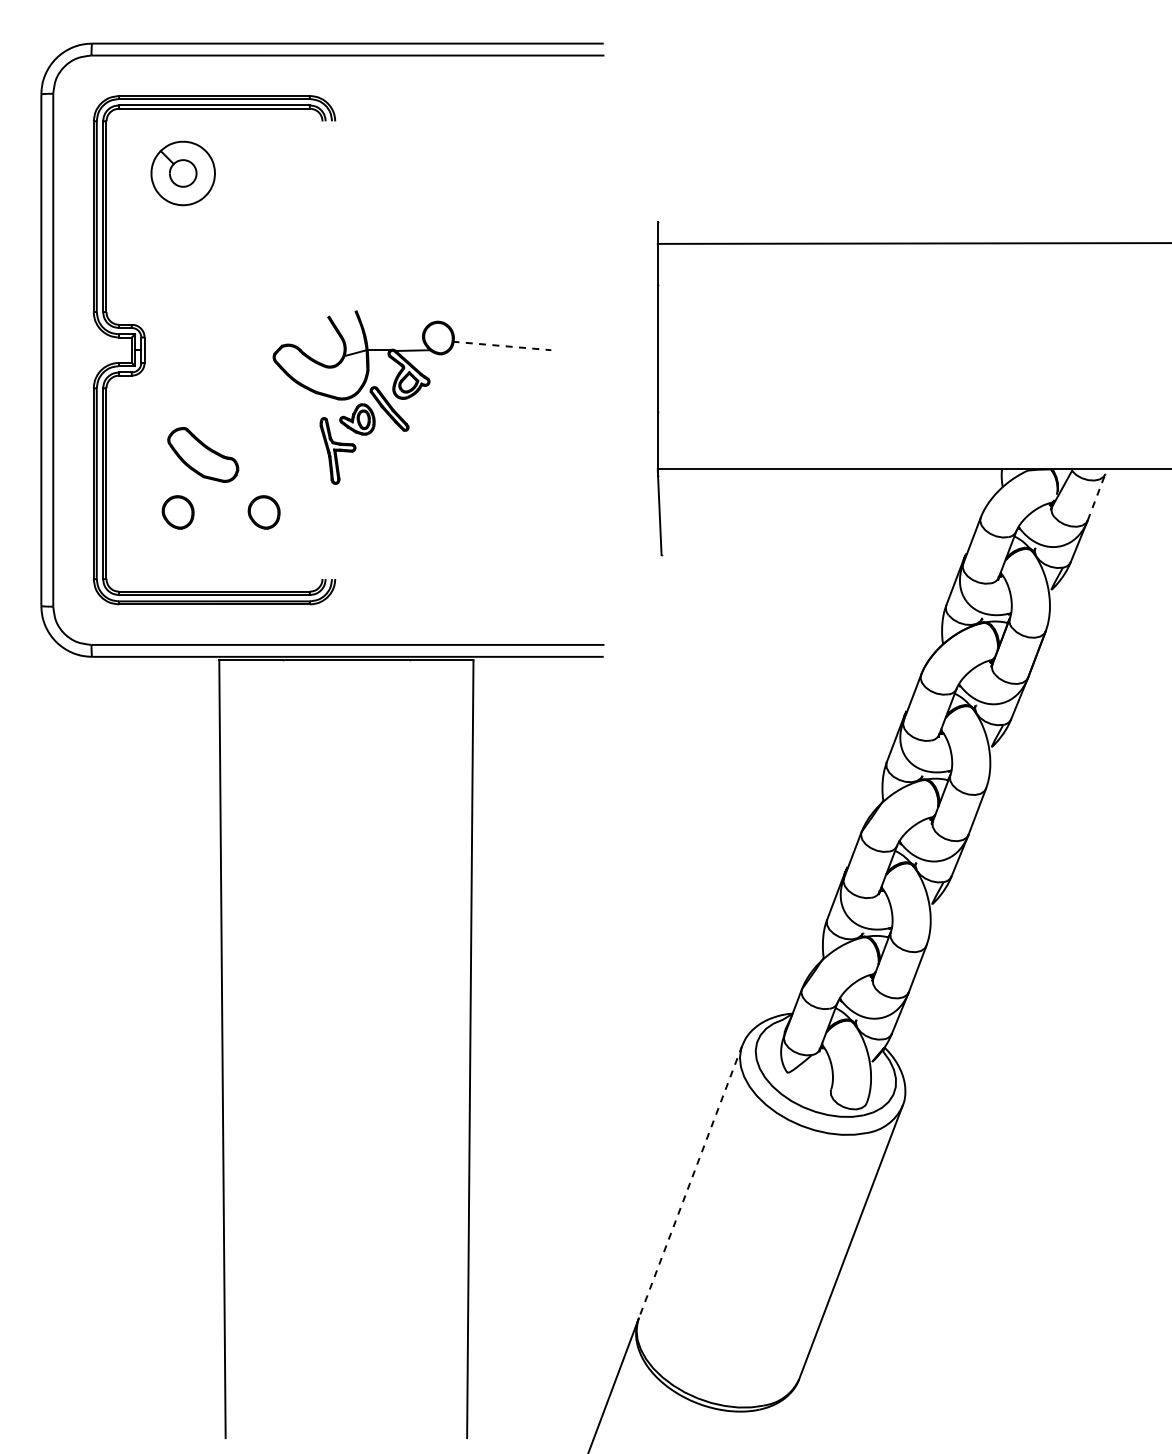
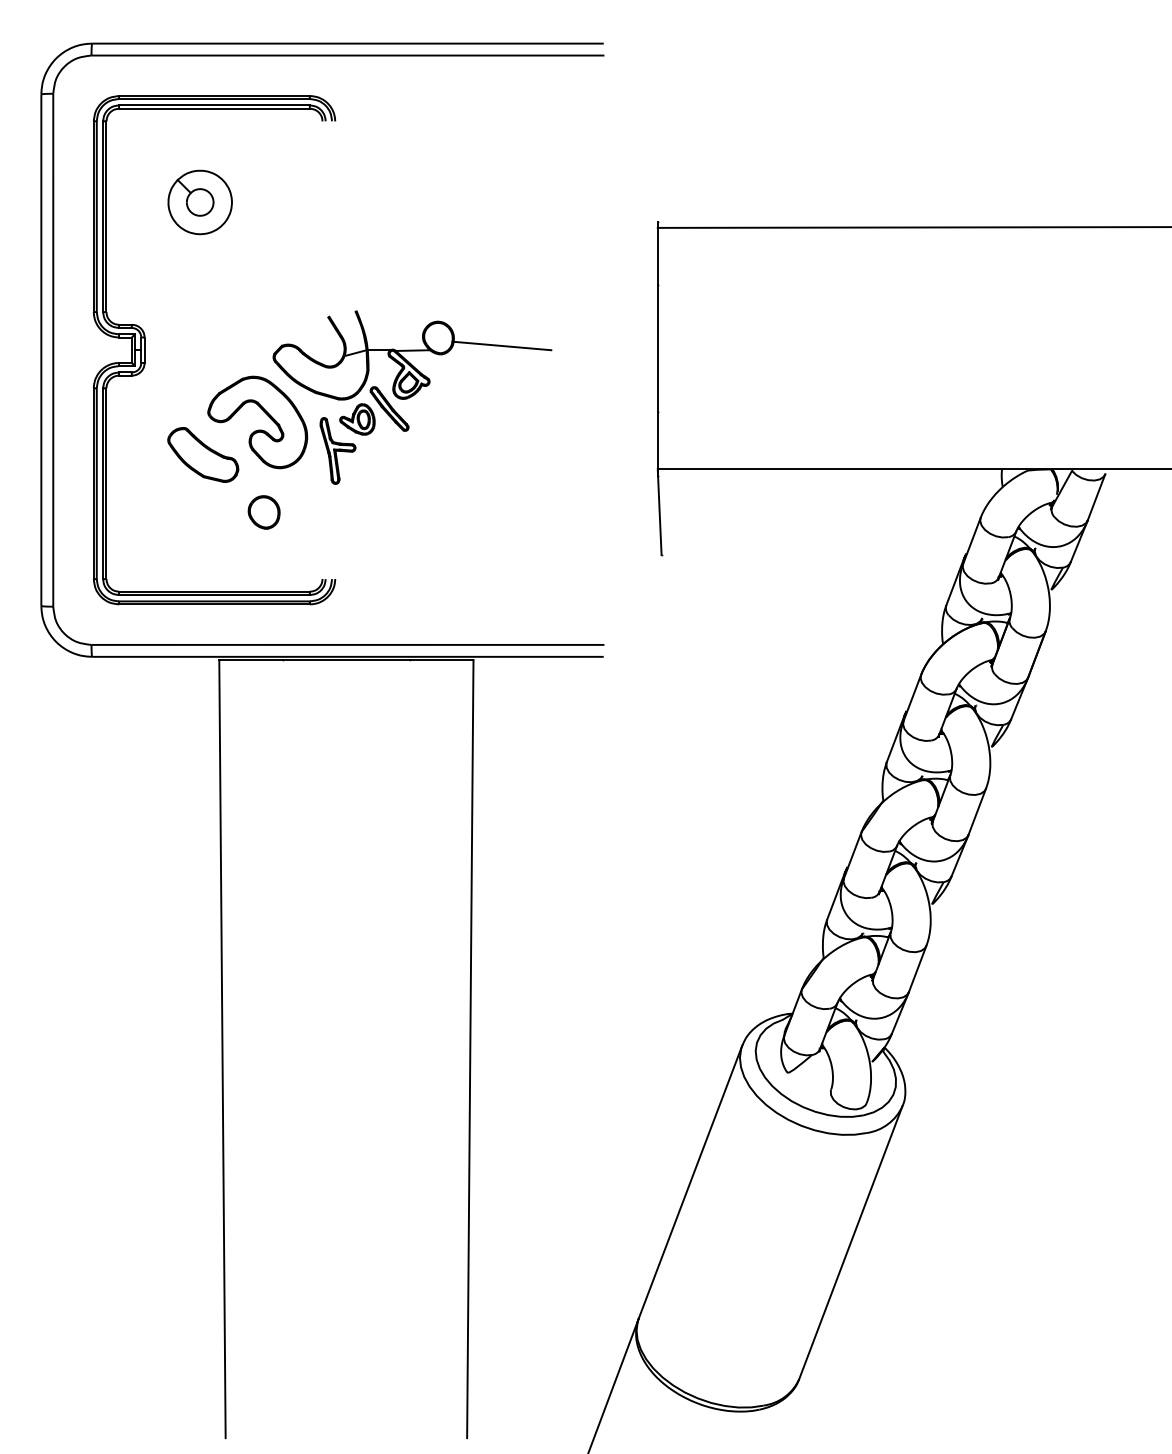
part position: (182, 173) -> (199, 202) (199, 202)
line position: (912, 243) -> (912, 227) (912, 227)
line: dashed -> solid (501, 345)
part: none -> present (258, 429)
line: dashed -> solid (1096, 497)
part: present -> none (177, 512)
line: dashed -> solid (690, 1182)
